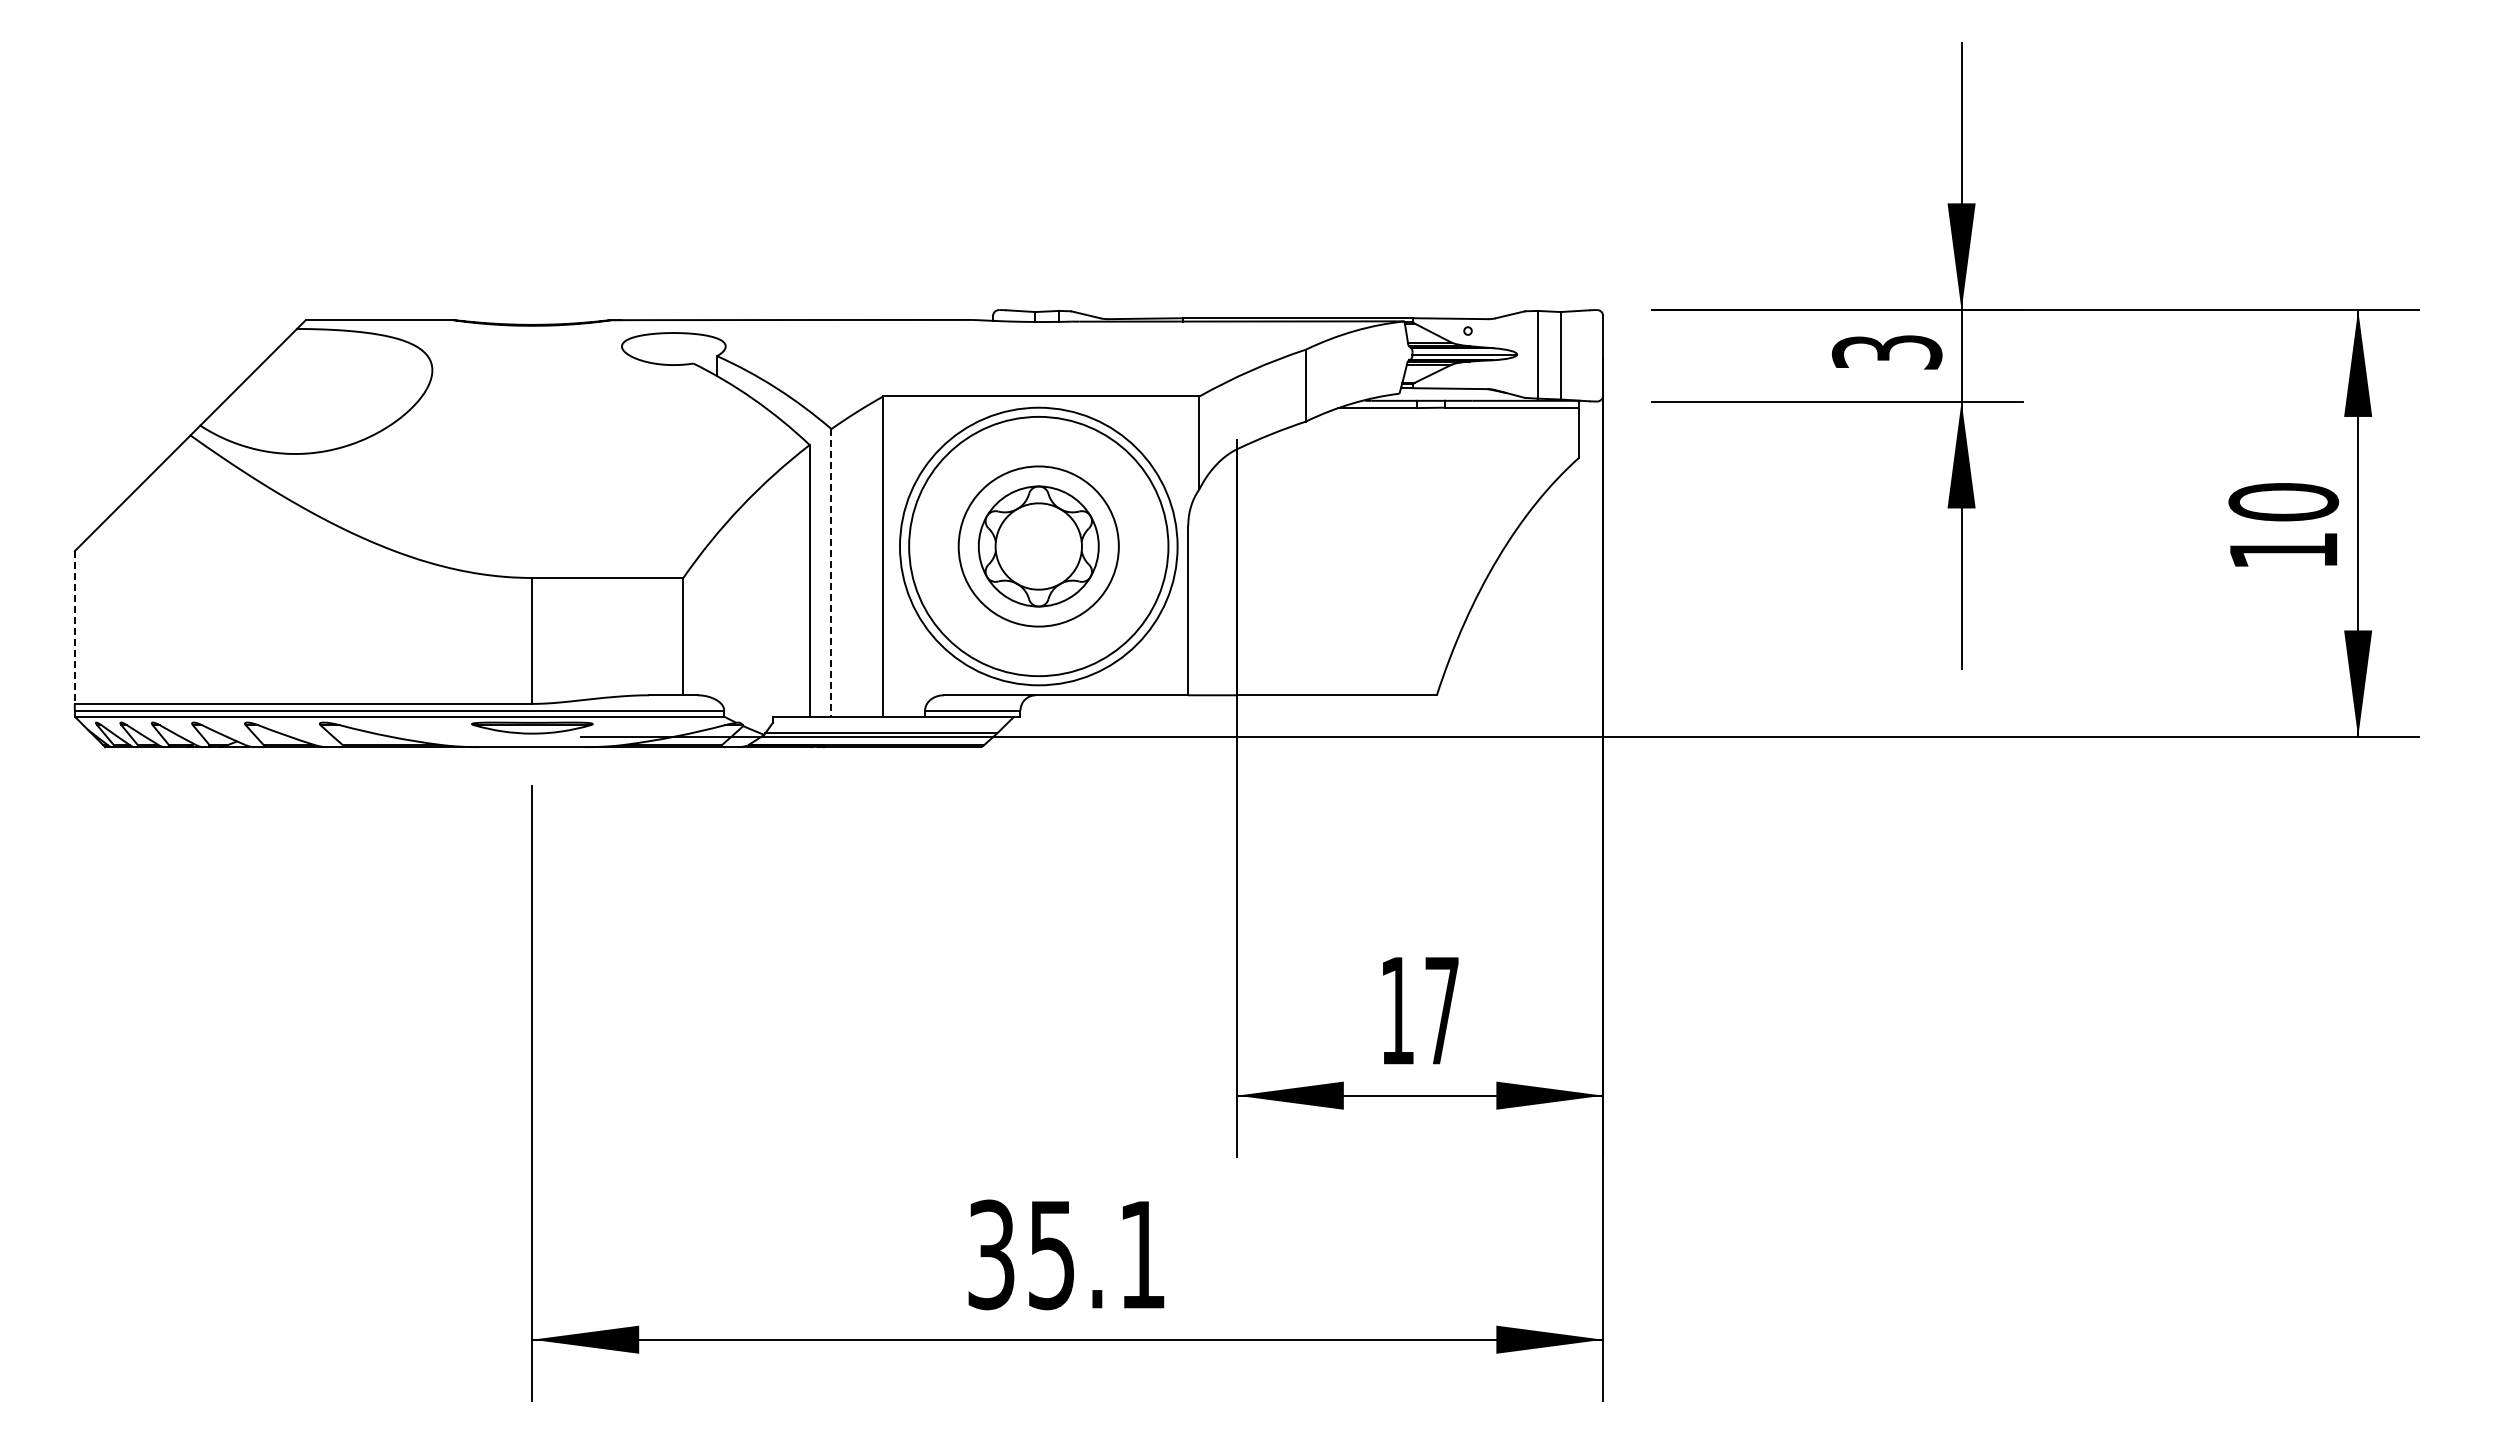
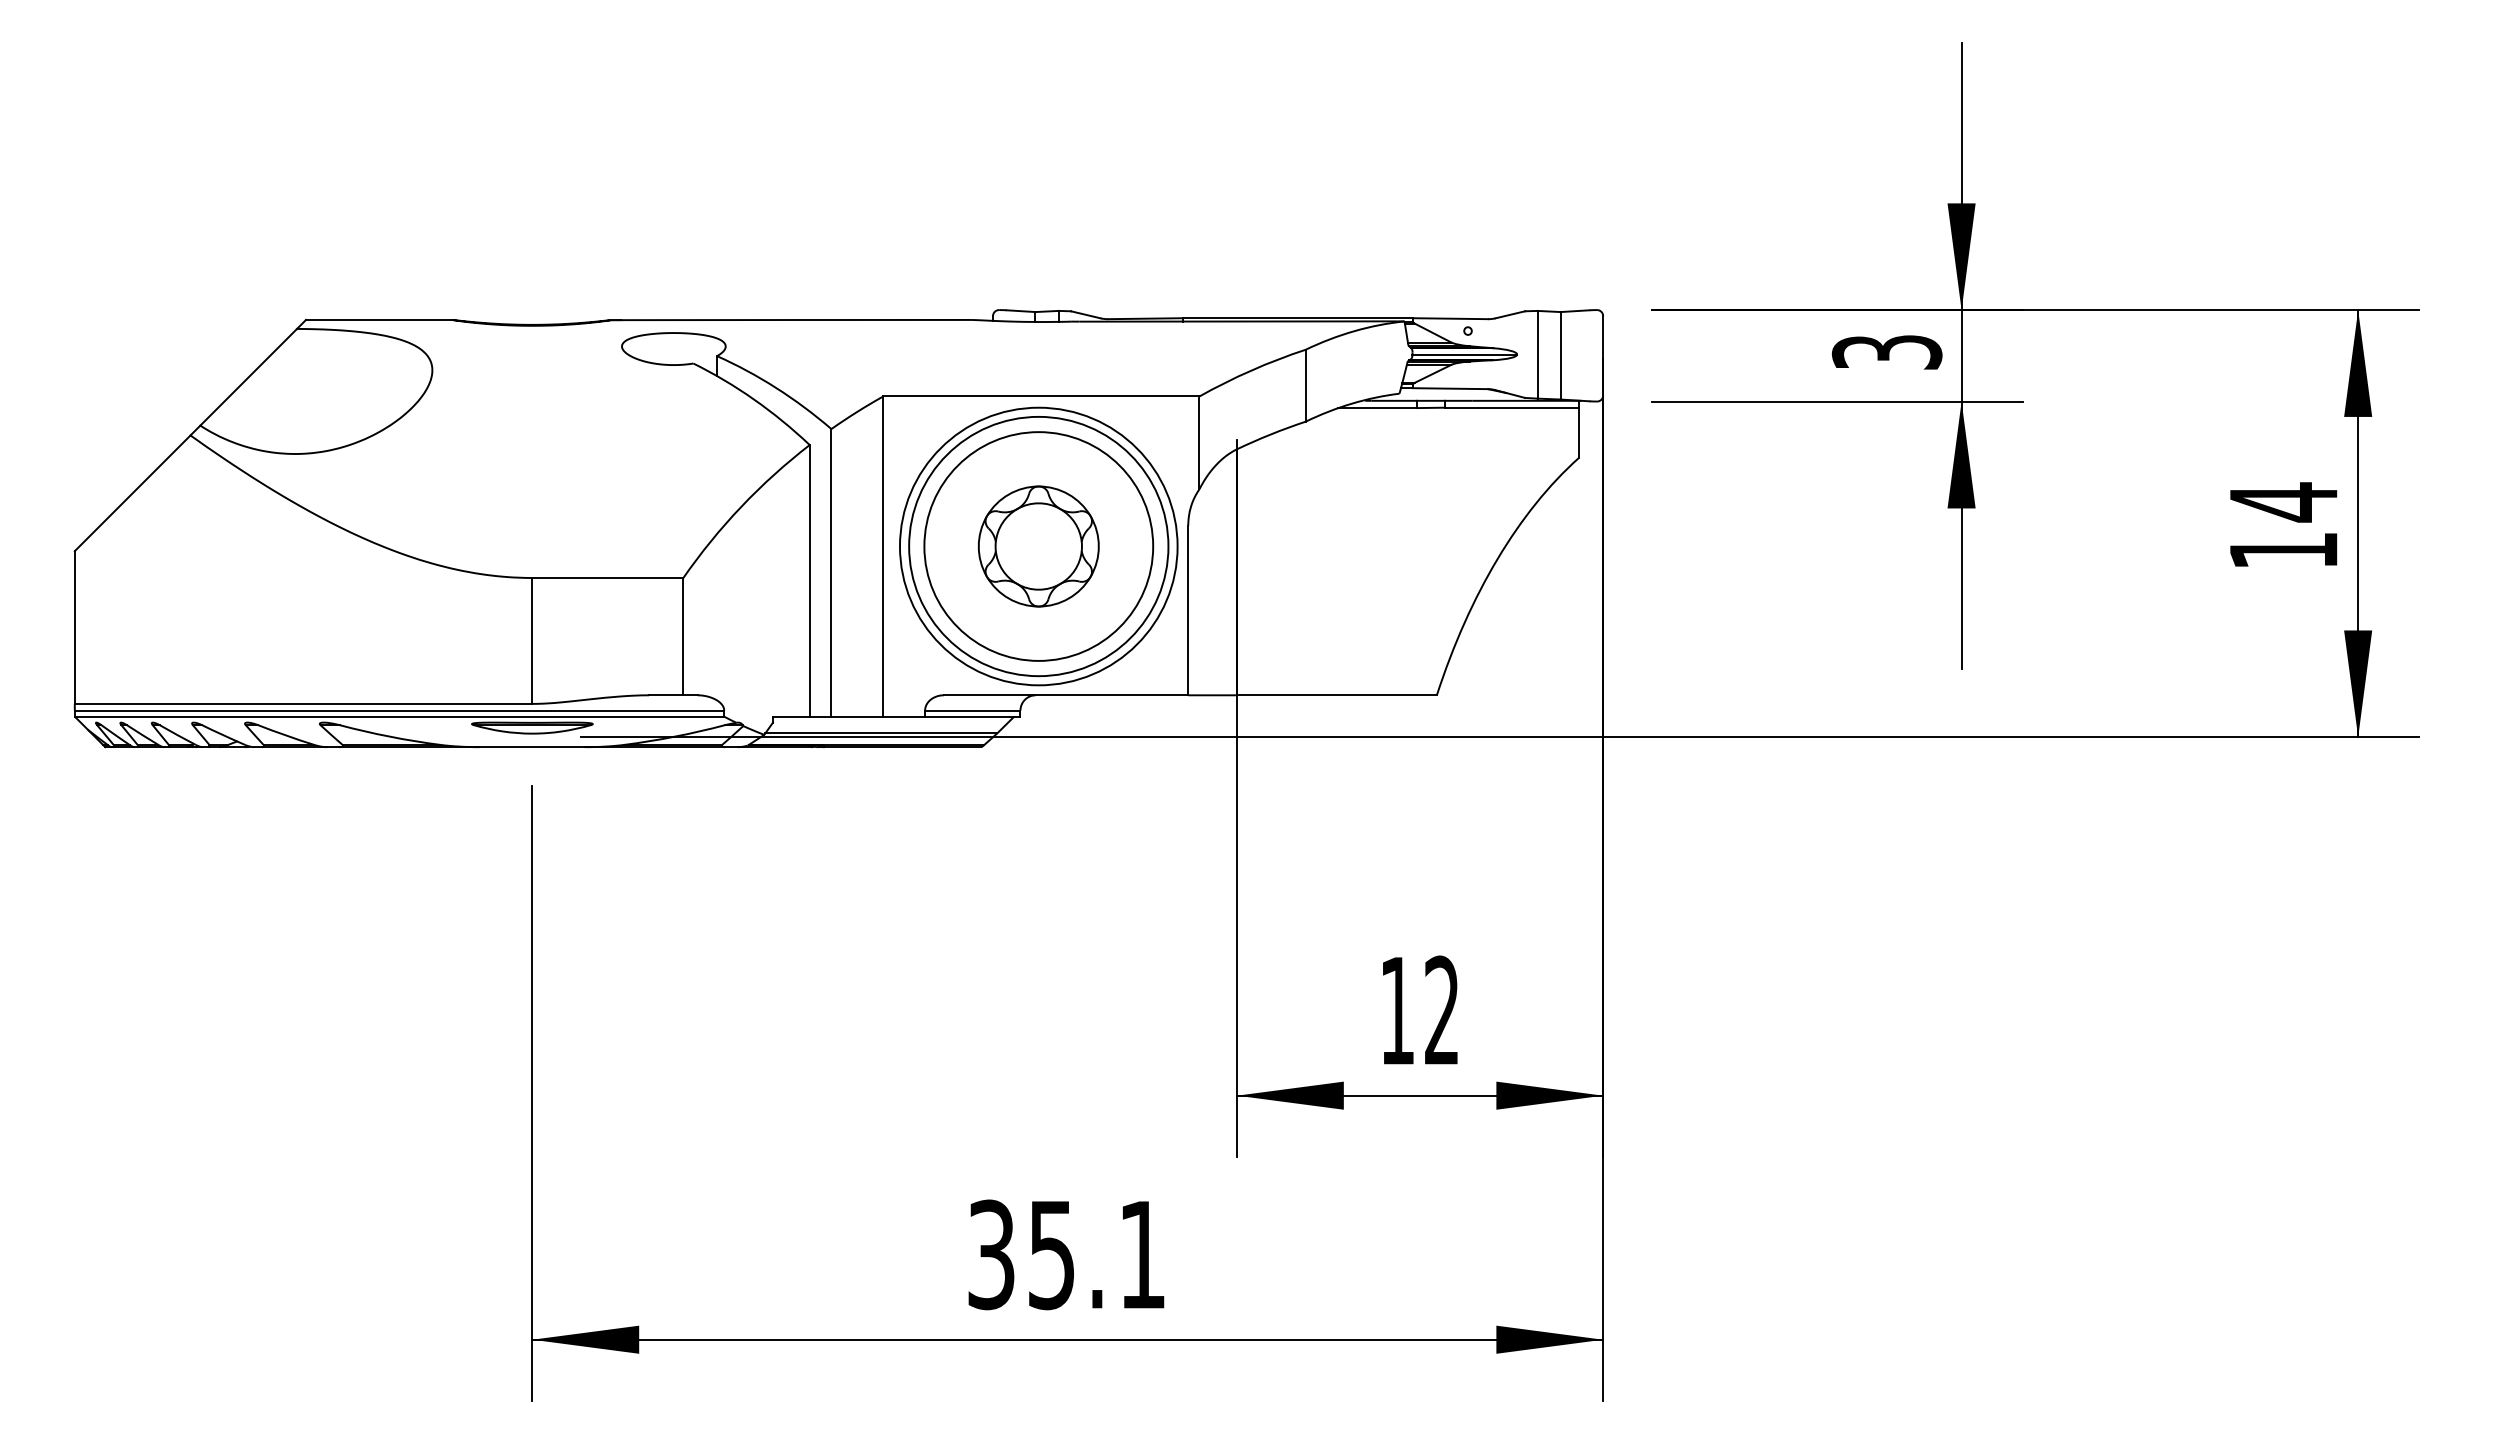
text: 10 -> 14 (2283, 502)
circle diameter: 160 px -> 229 px (1038, 546)
line: dashed -> solid (831, 572)
line: dashed -> solid (74, 628)
text: 17 -> 12 (1441, 1009)
